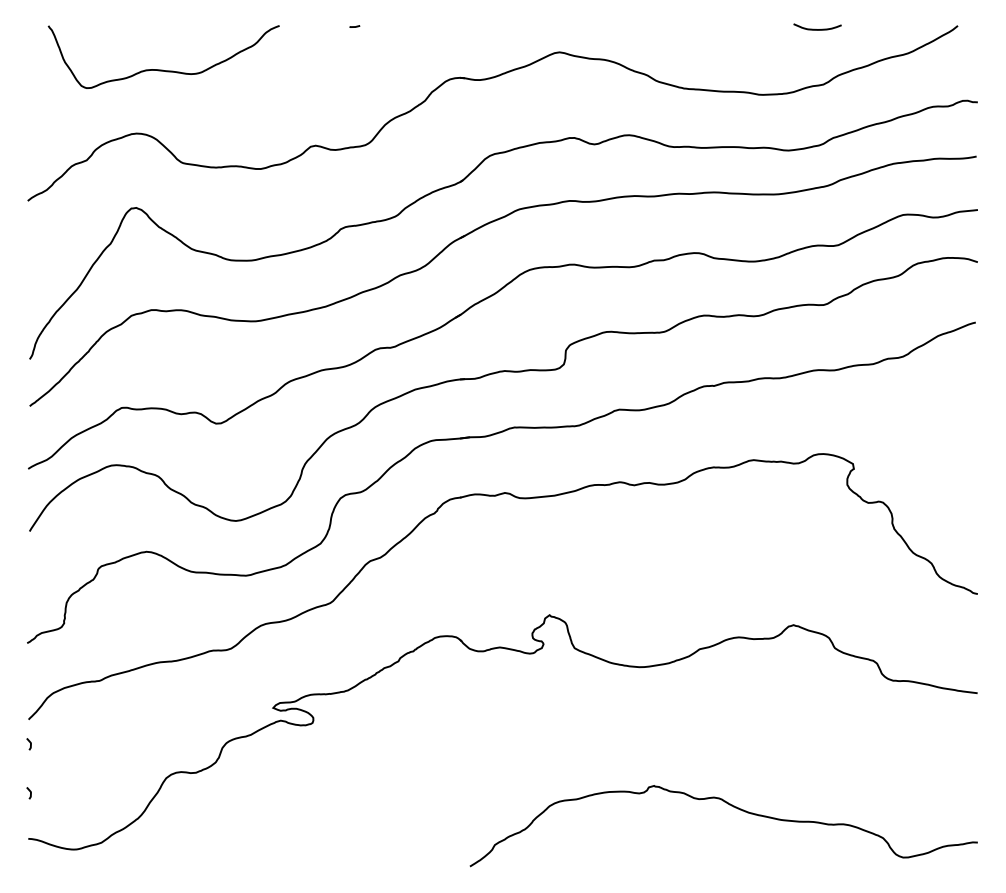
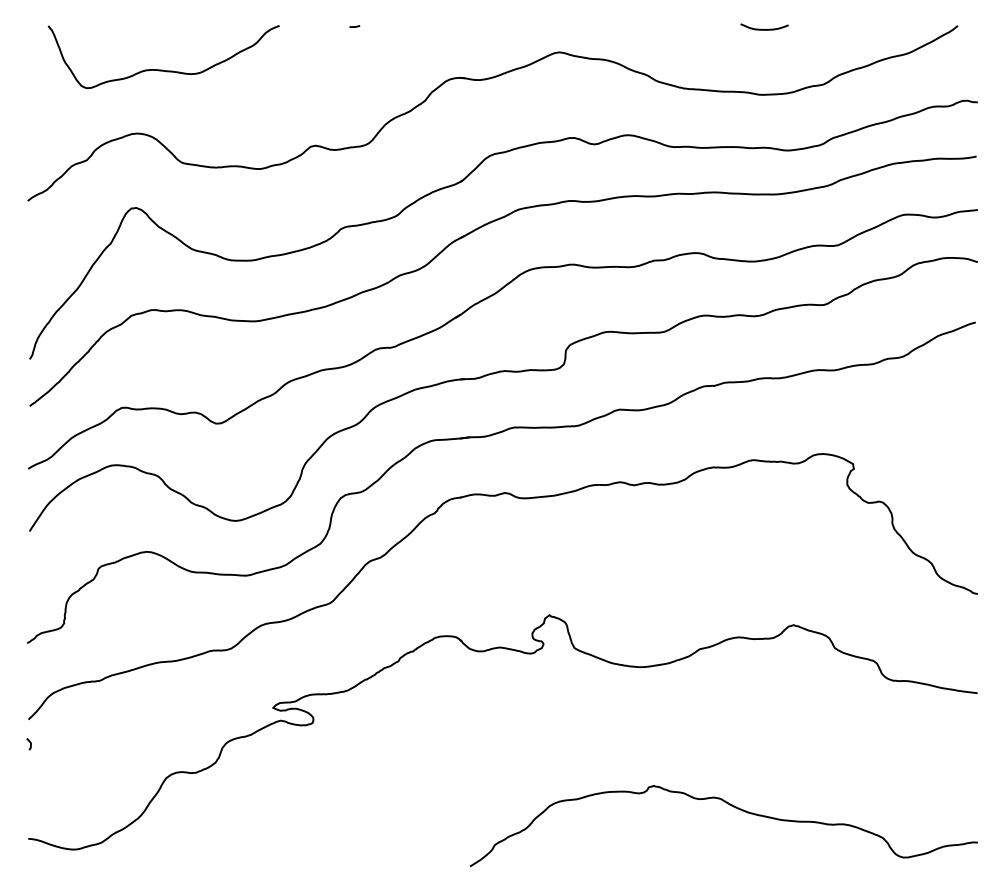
curve position: (815, 28) -> (762, 28) (762, 28)
line: present -> none (30, 793)
